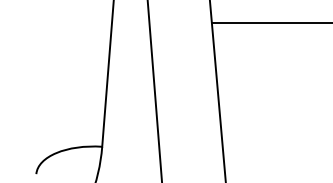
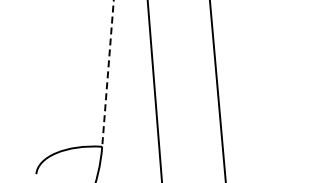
line: present -> none (270, 23)
line: solid -> dashed (107, 74)
